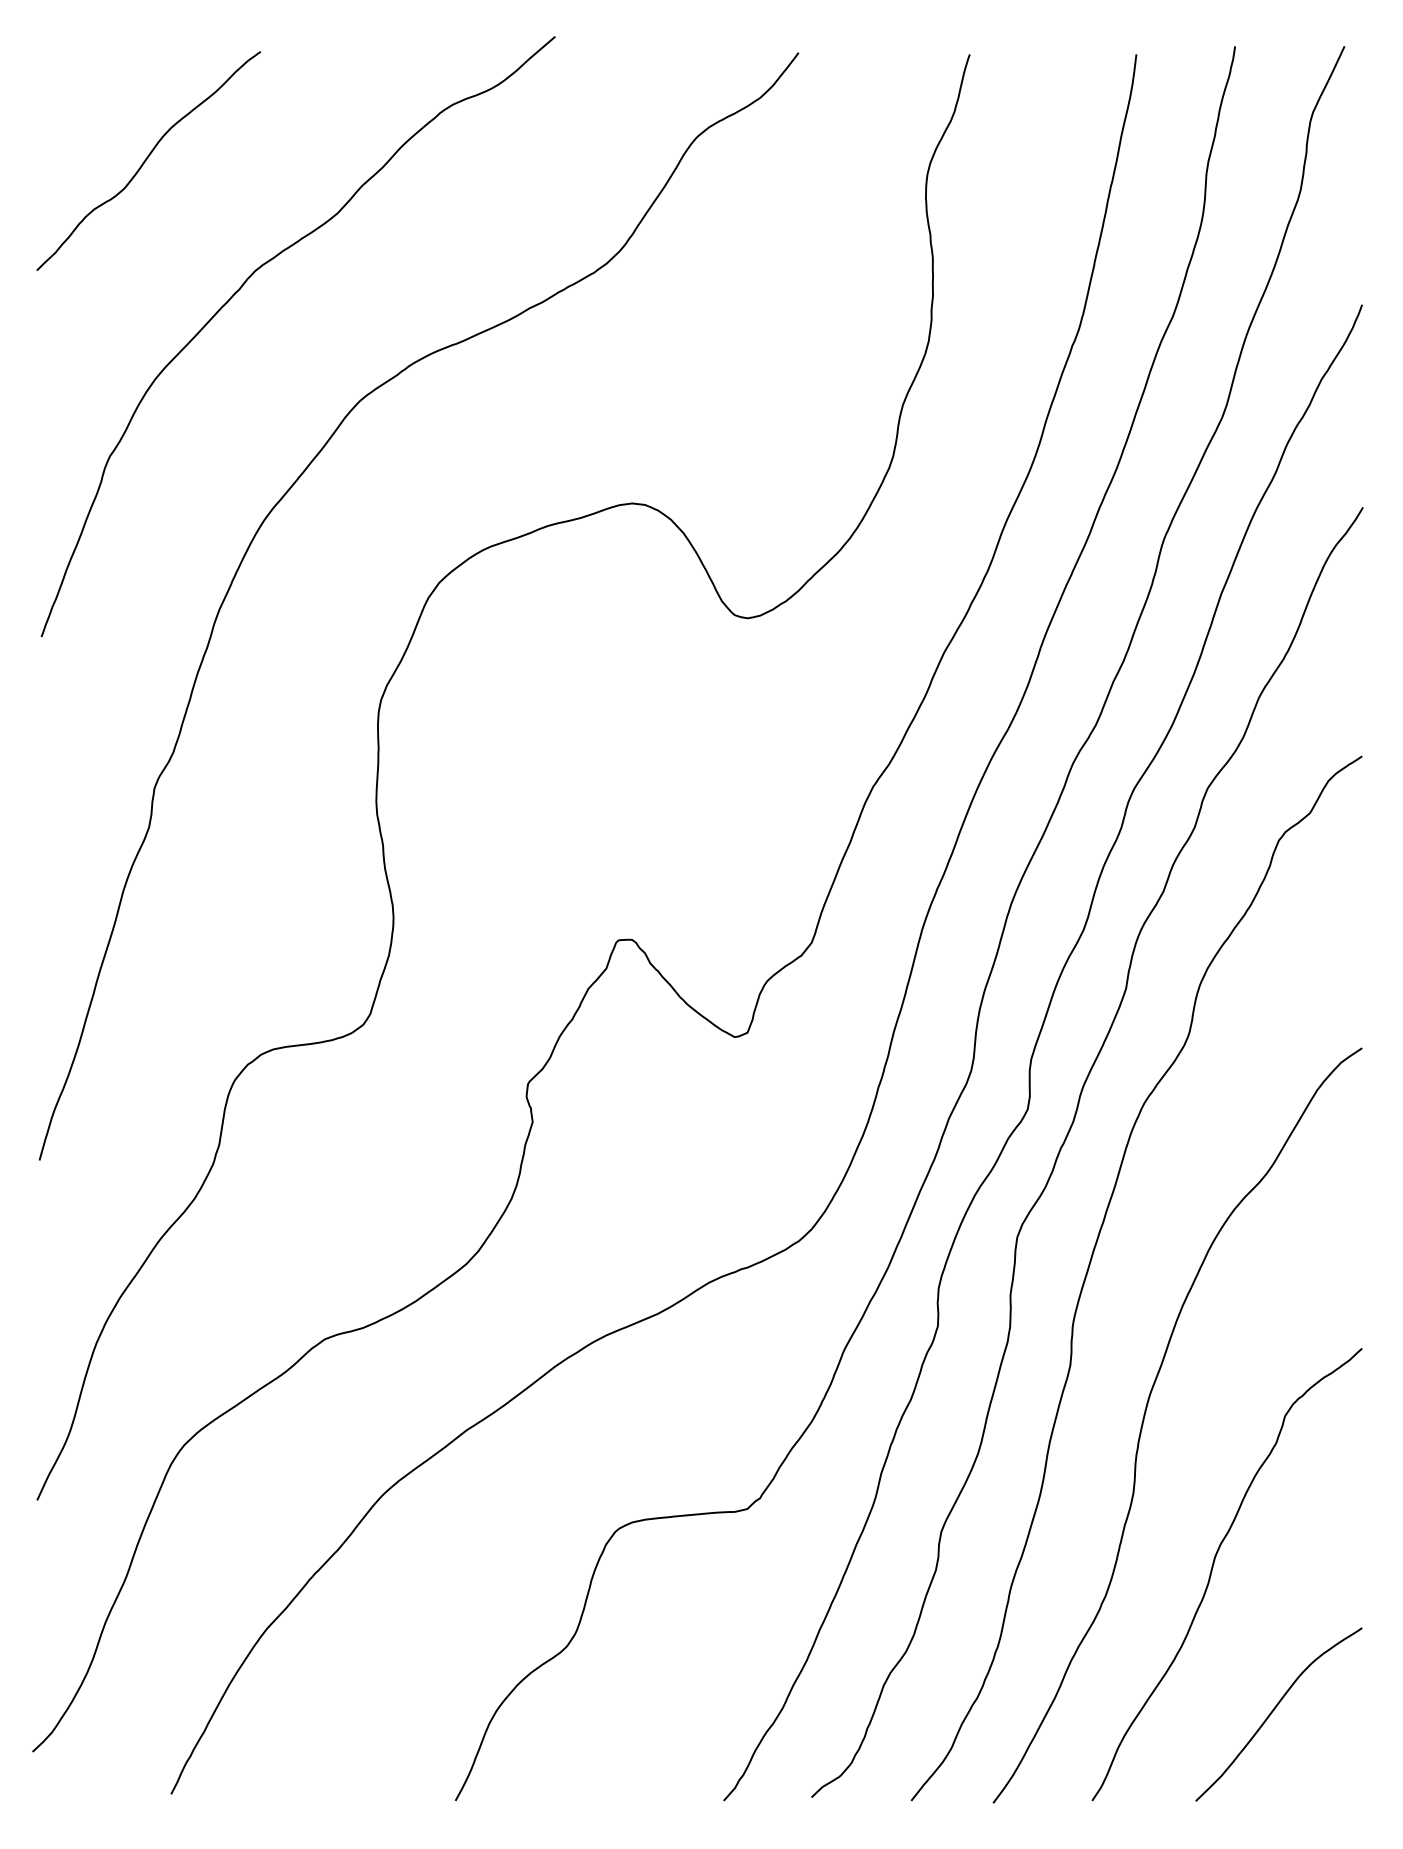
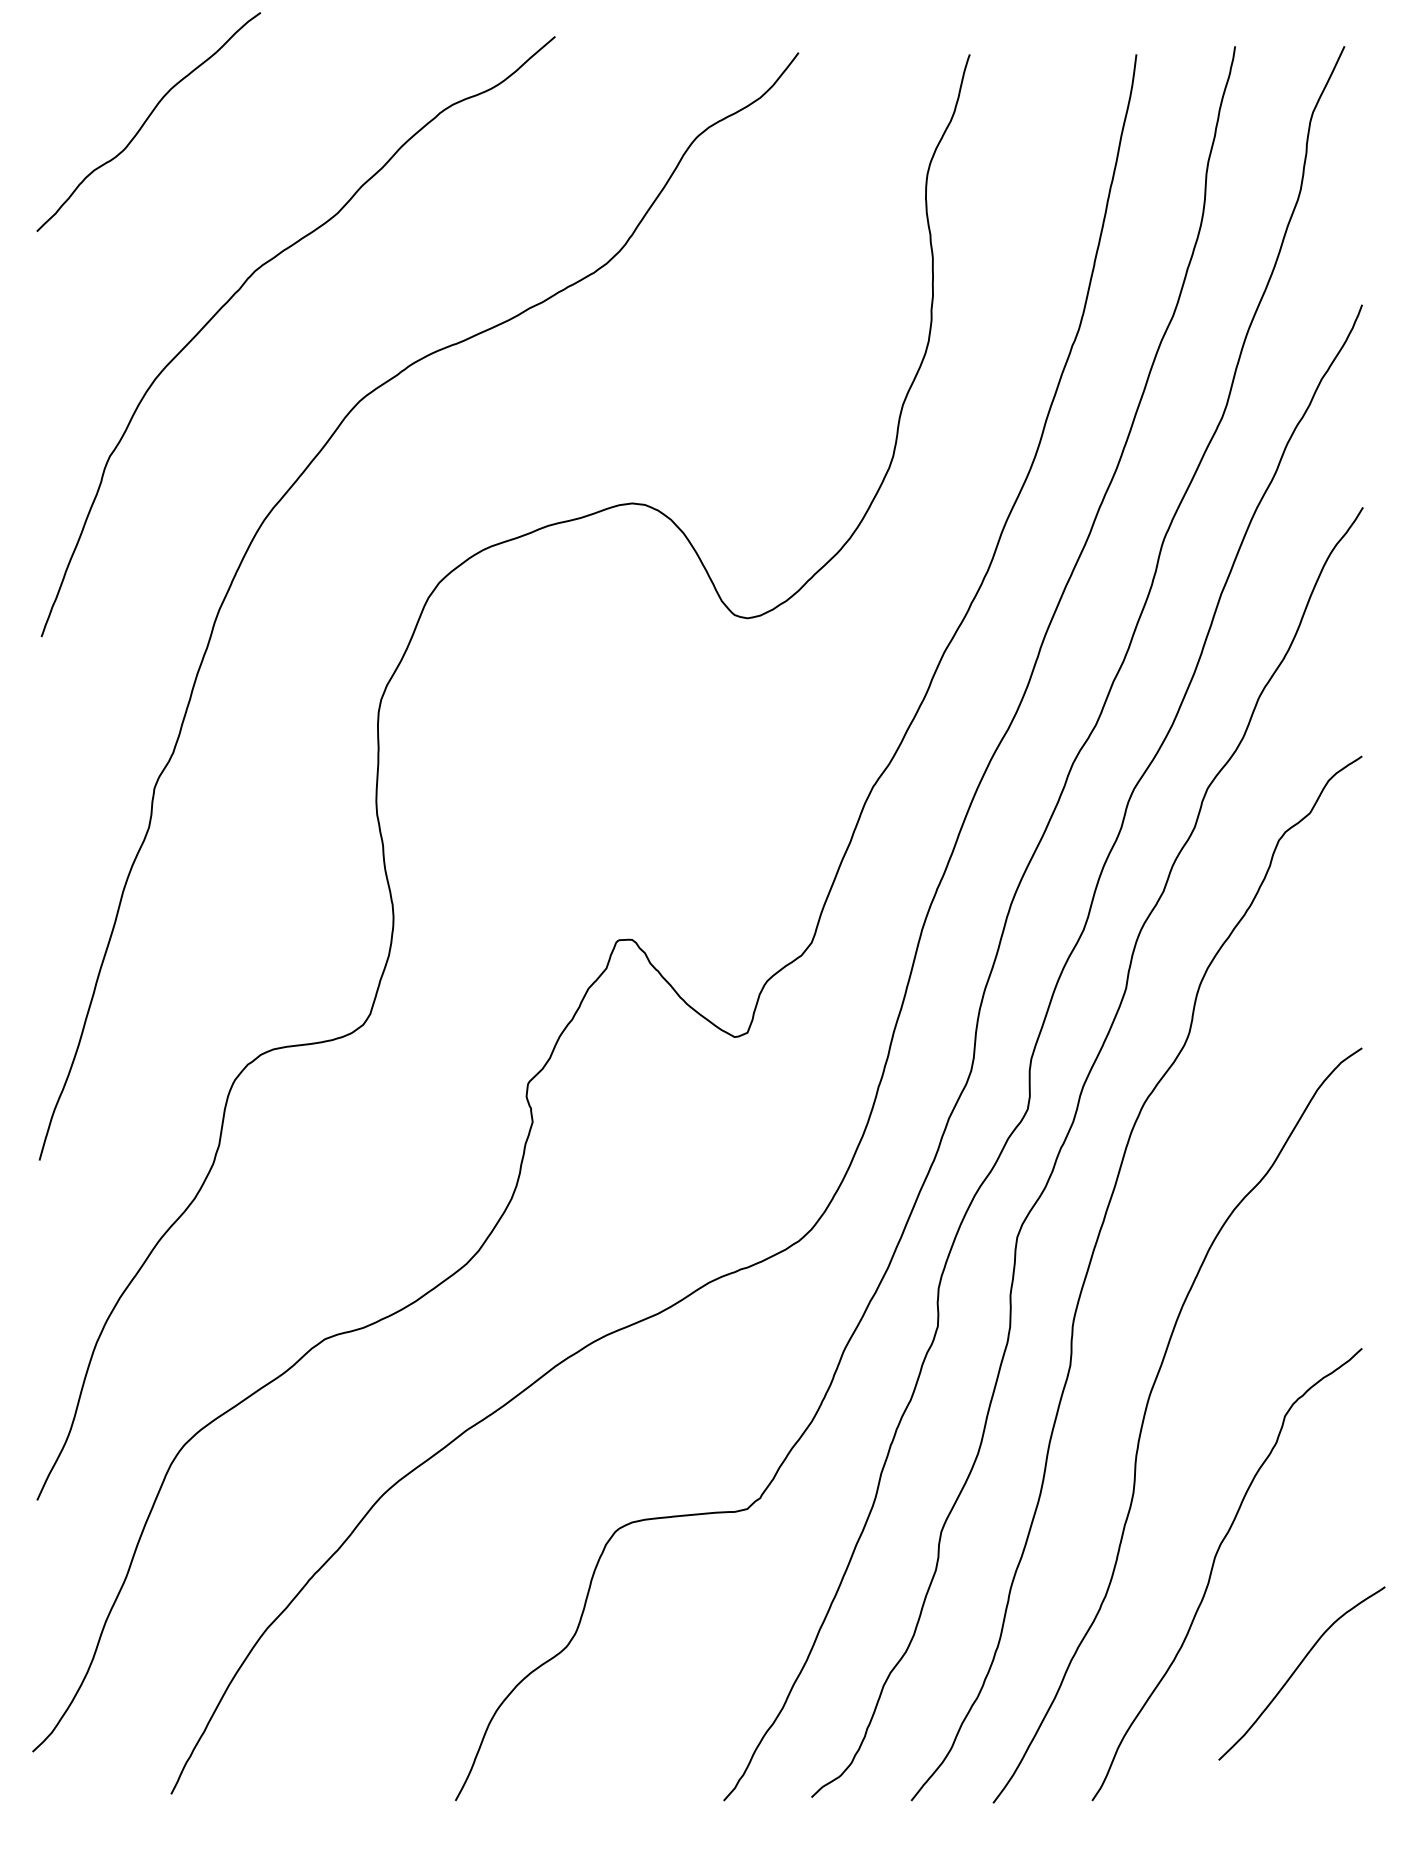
curve position: (147, 159) -> (147, 120) (147, 120)
curve position: (1274, 1710) -> (1297, 1669) (1297, 1669)
